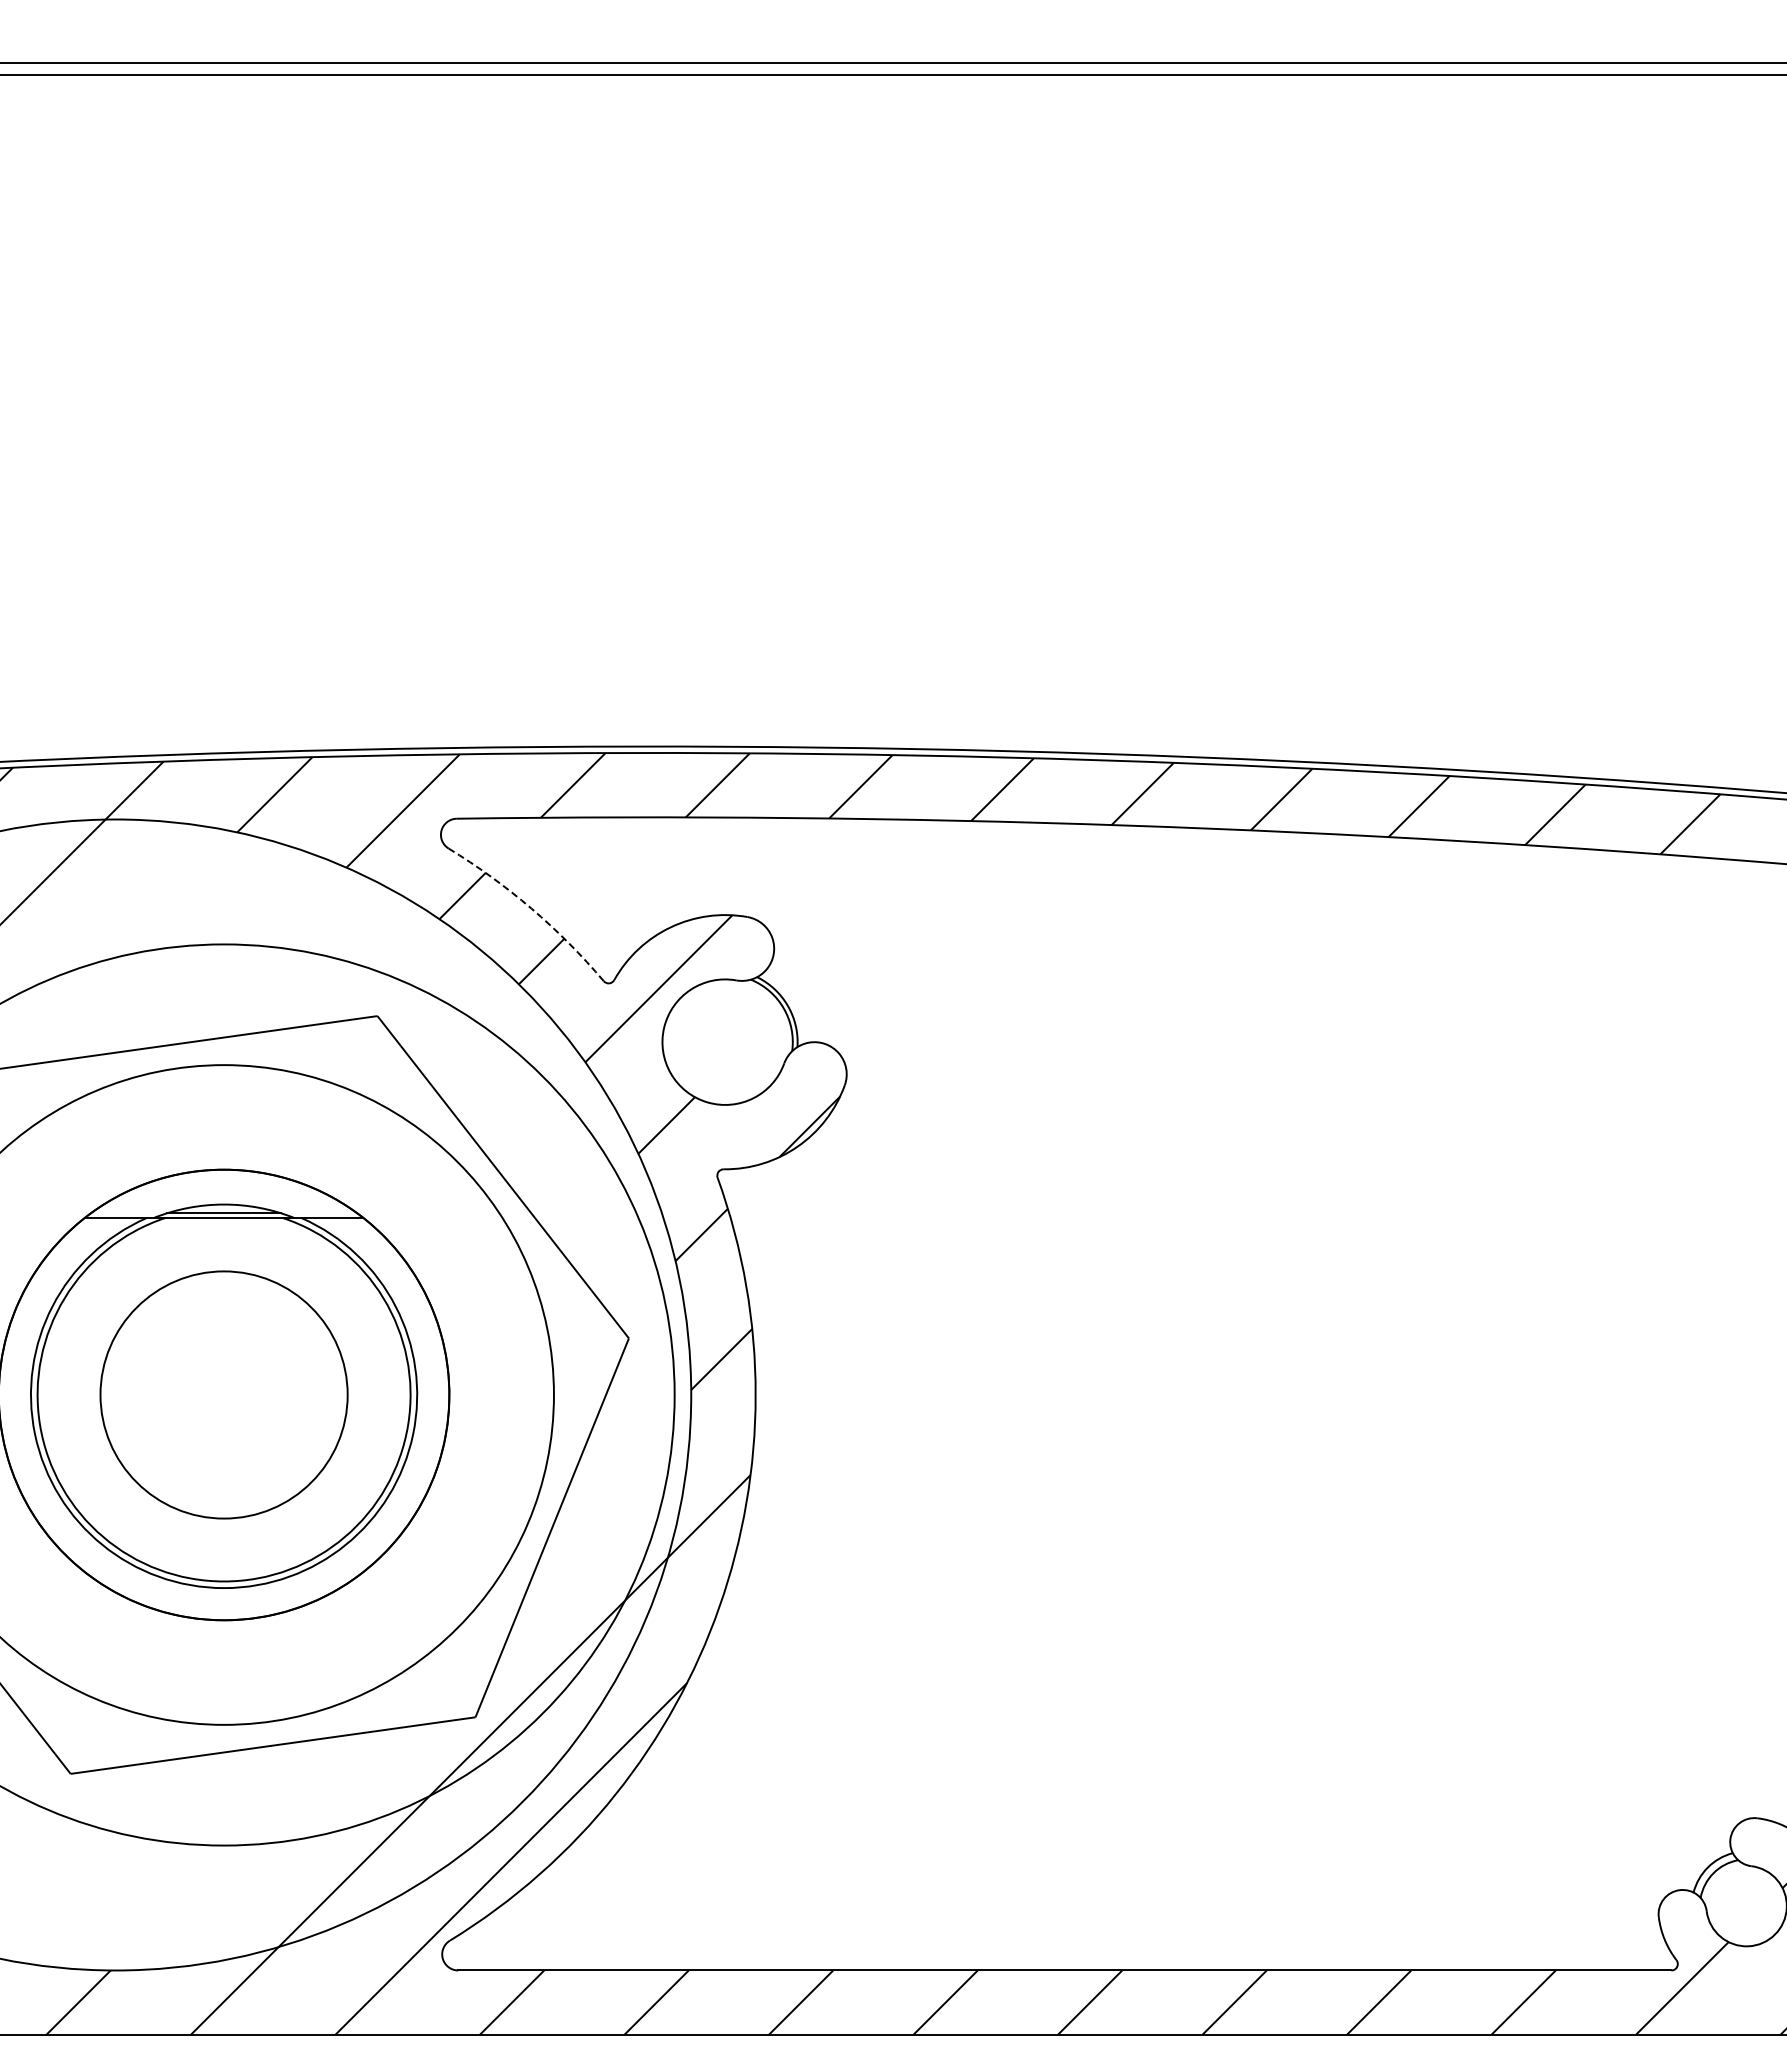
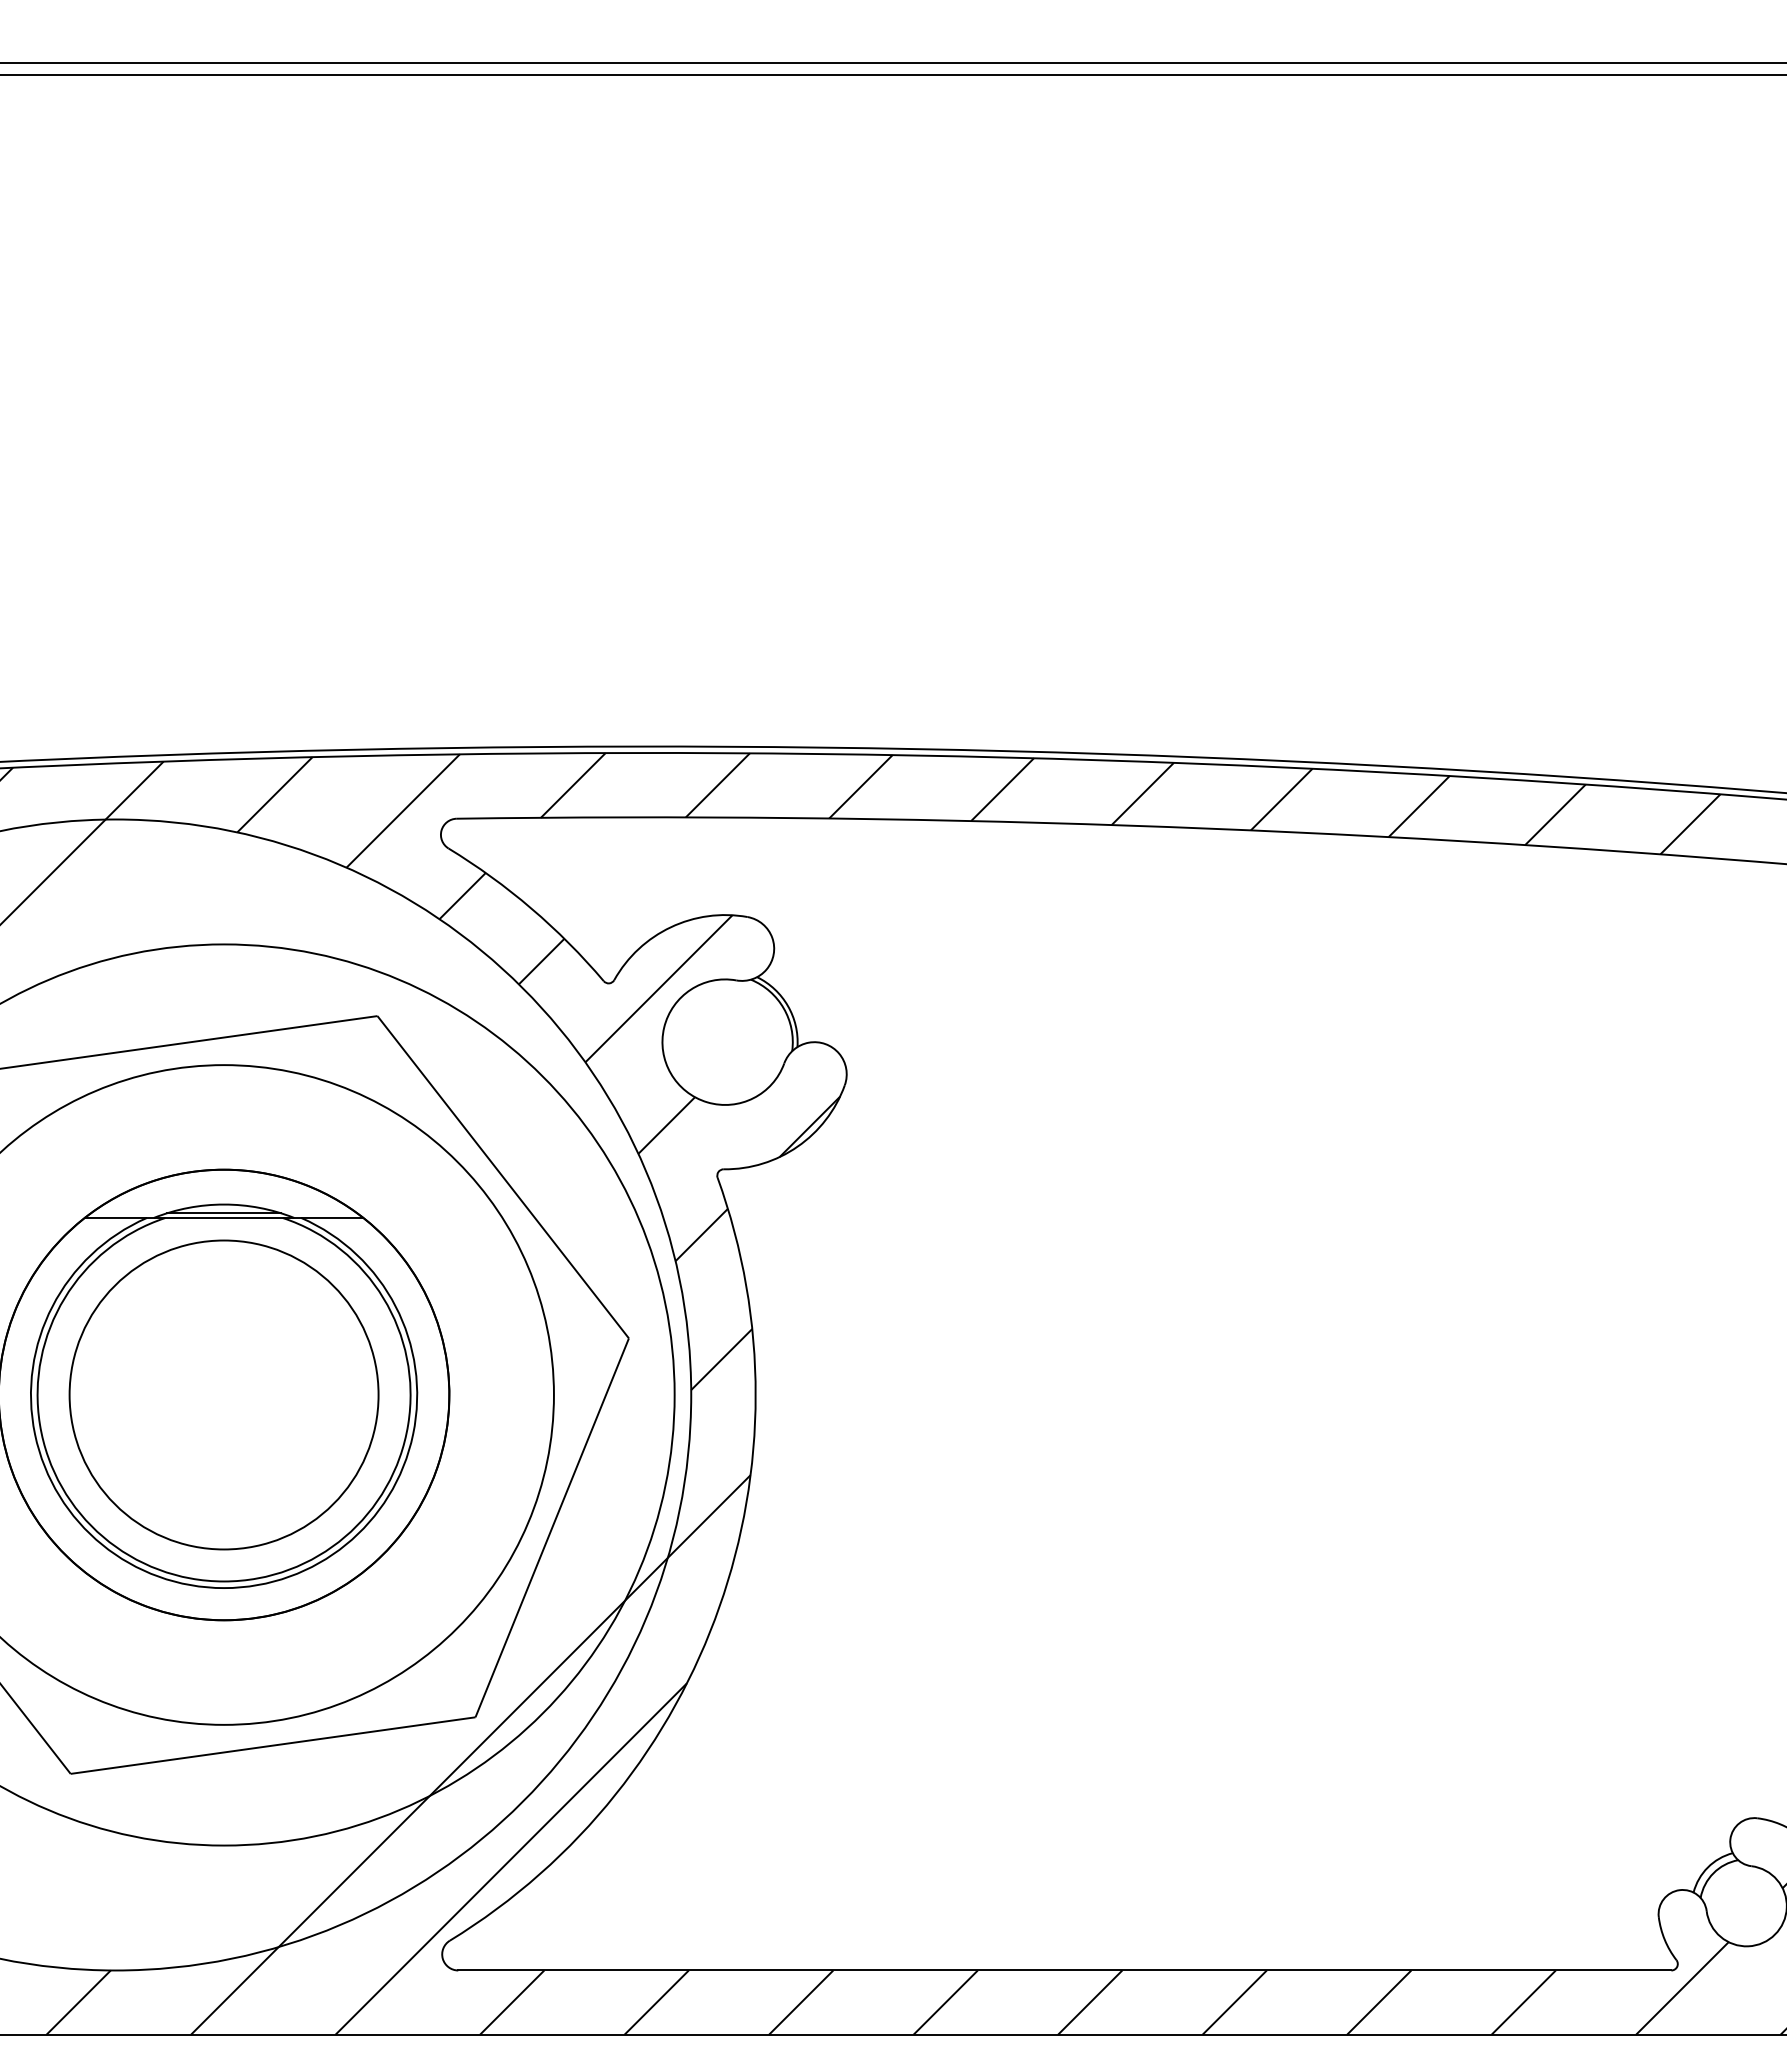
arc: dashed -> solid (531, 908)
circle diameter: 247 px -> 309 px (223, 1394)
